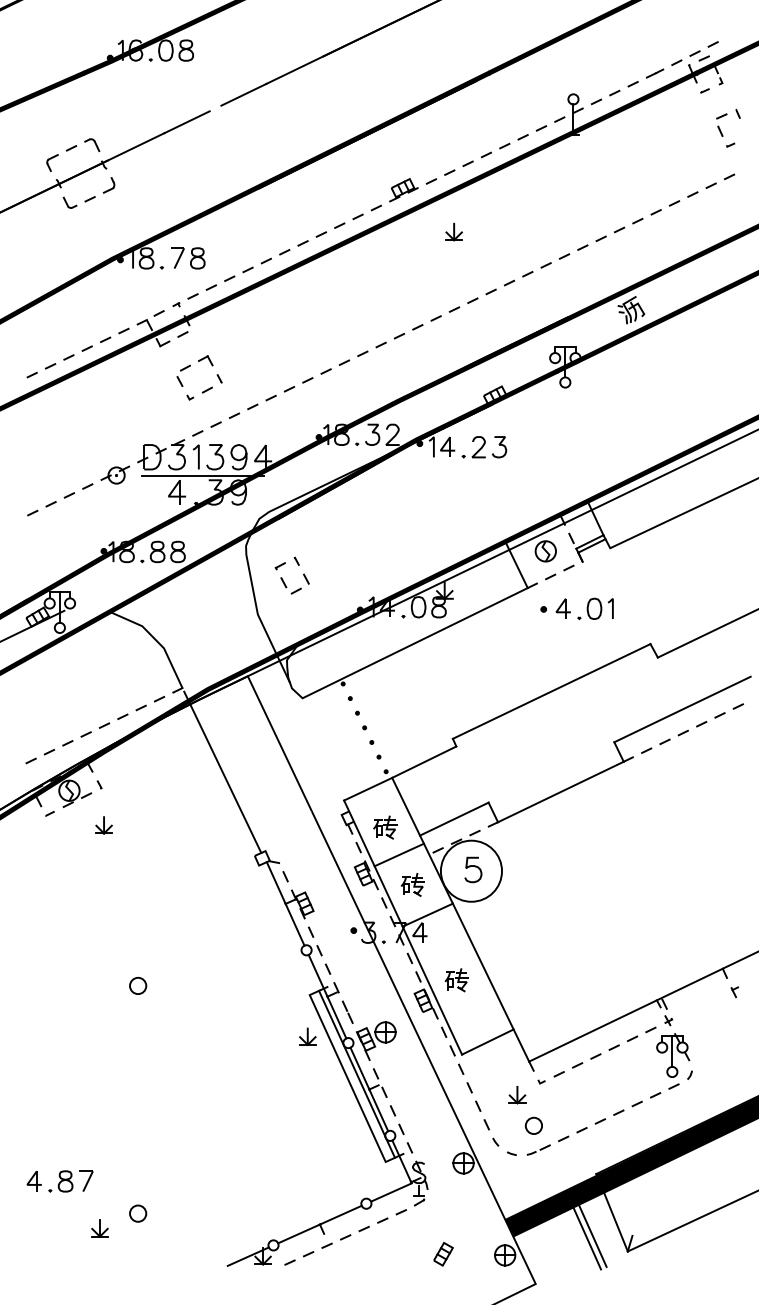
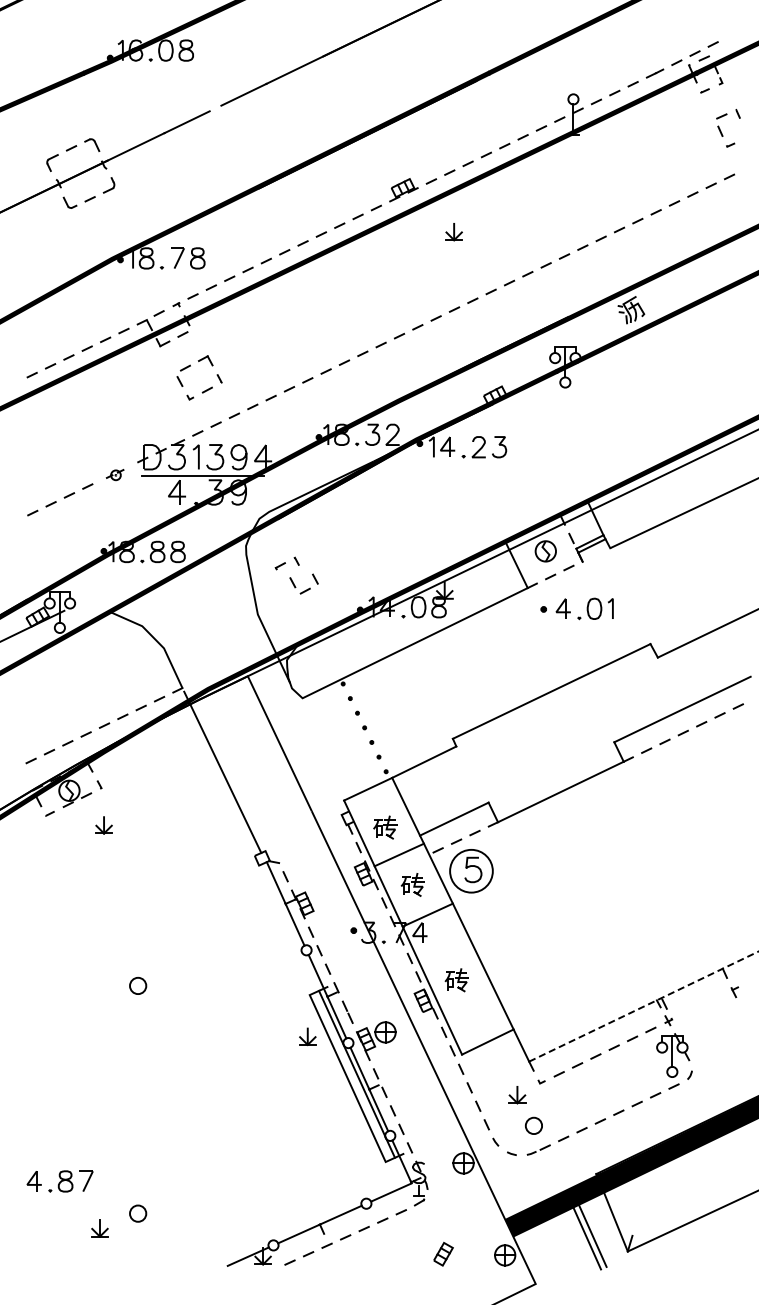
part size: 30x20 px -> 20x13 px (114, 475)
part position: (297, 589) -> (306, 589) (306, 589)
circle diameter: 61 px -> 43 px (471, 870)
line: solid -> dashed (644, 1006)
